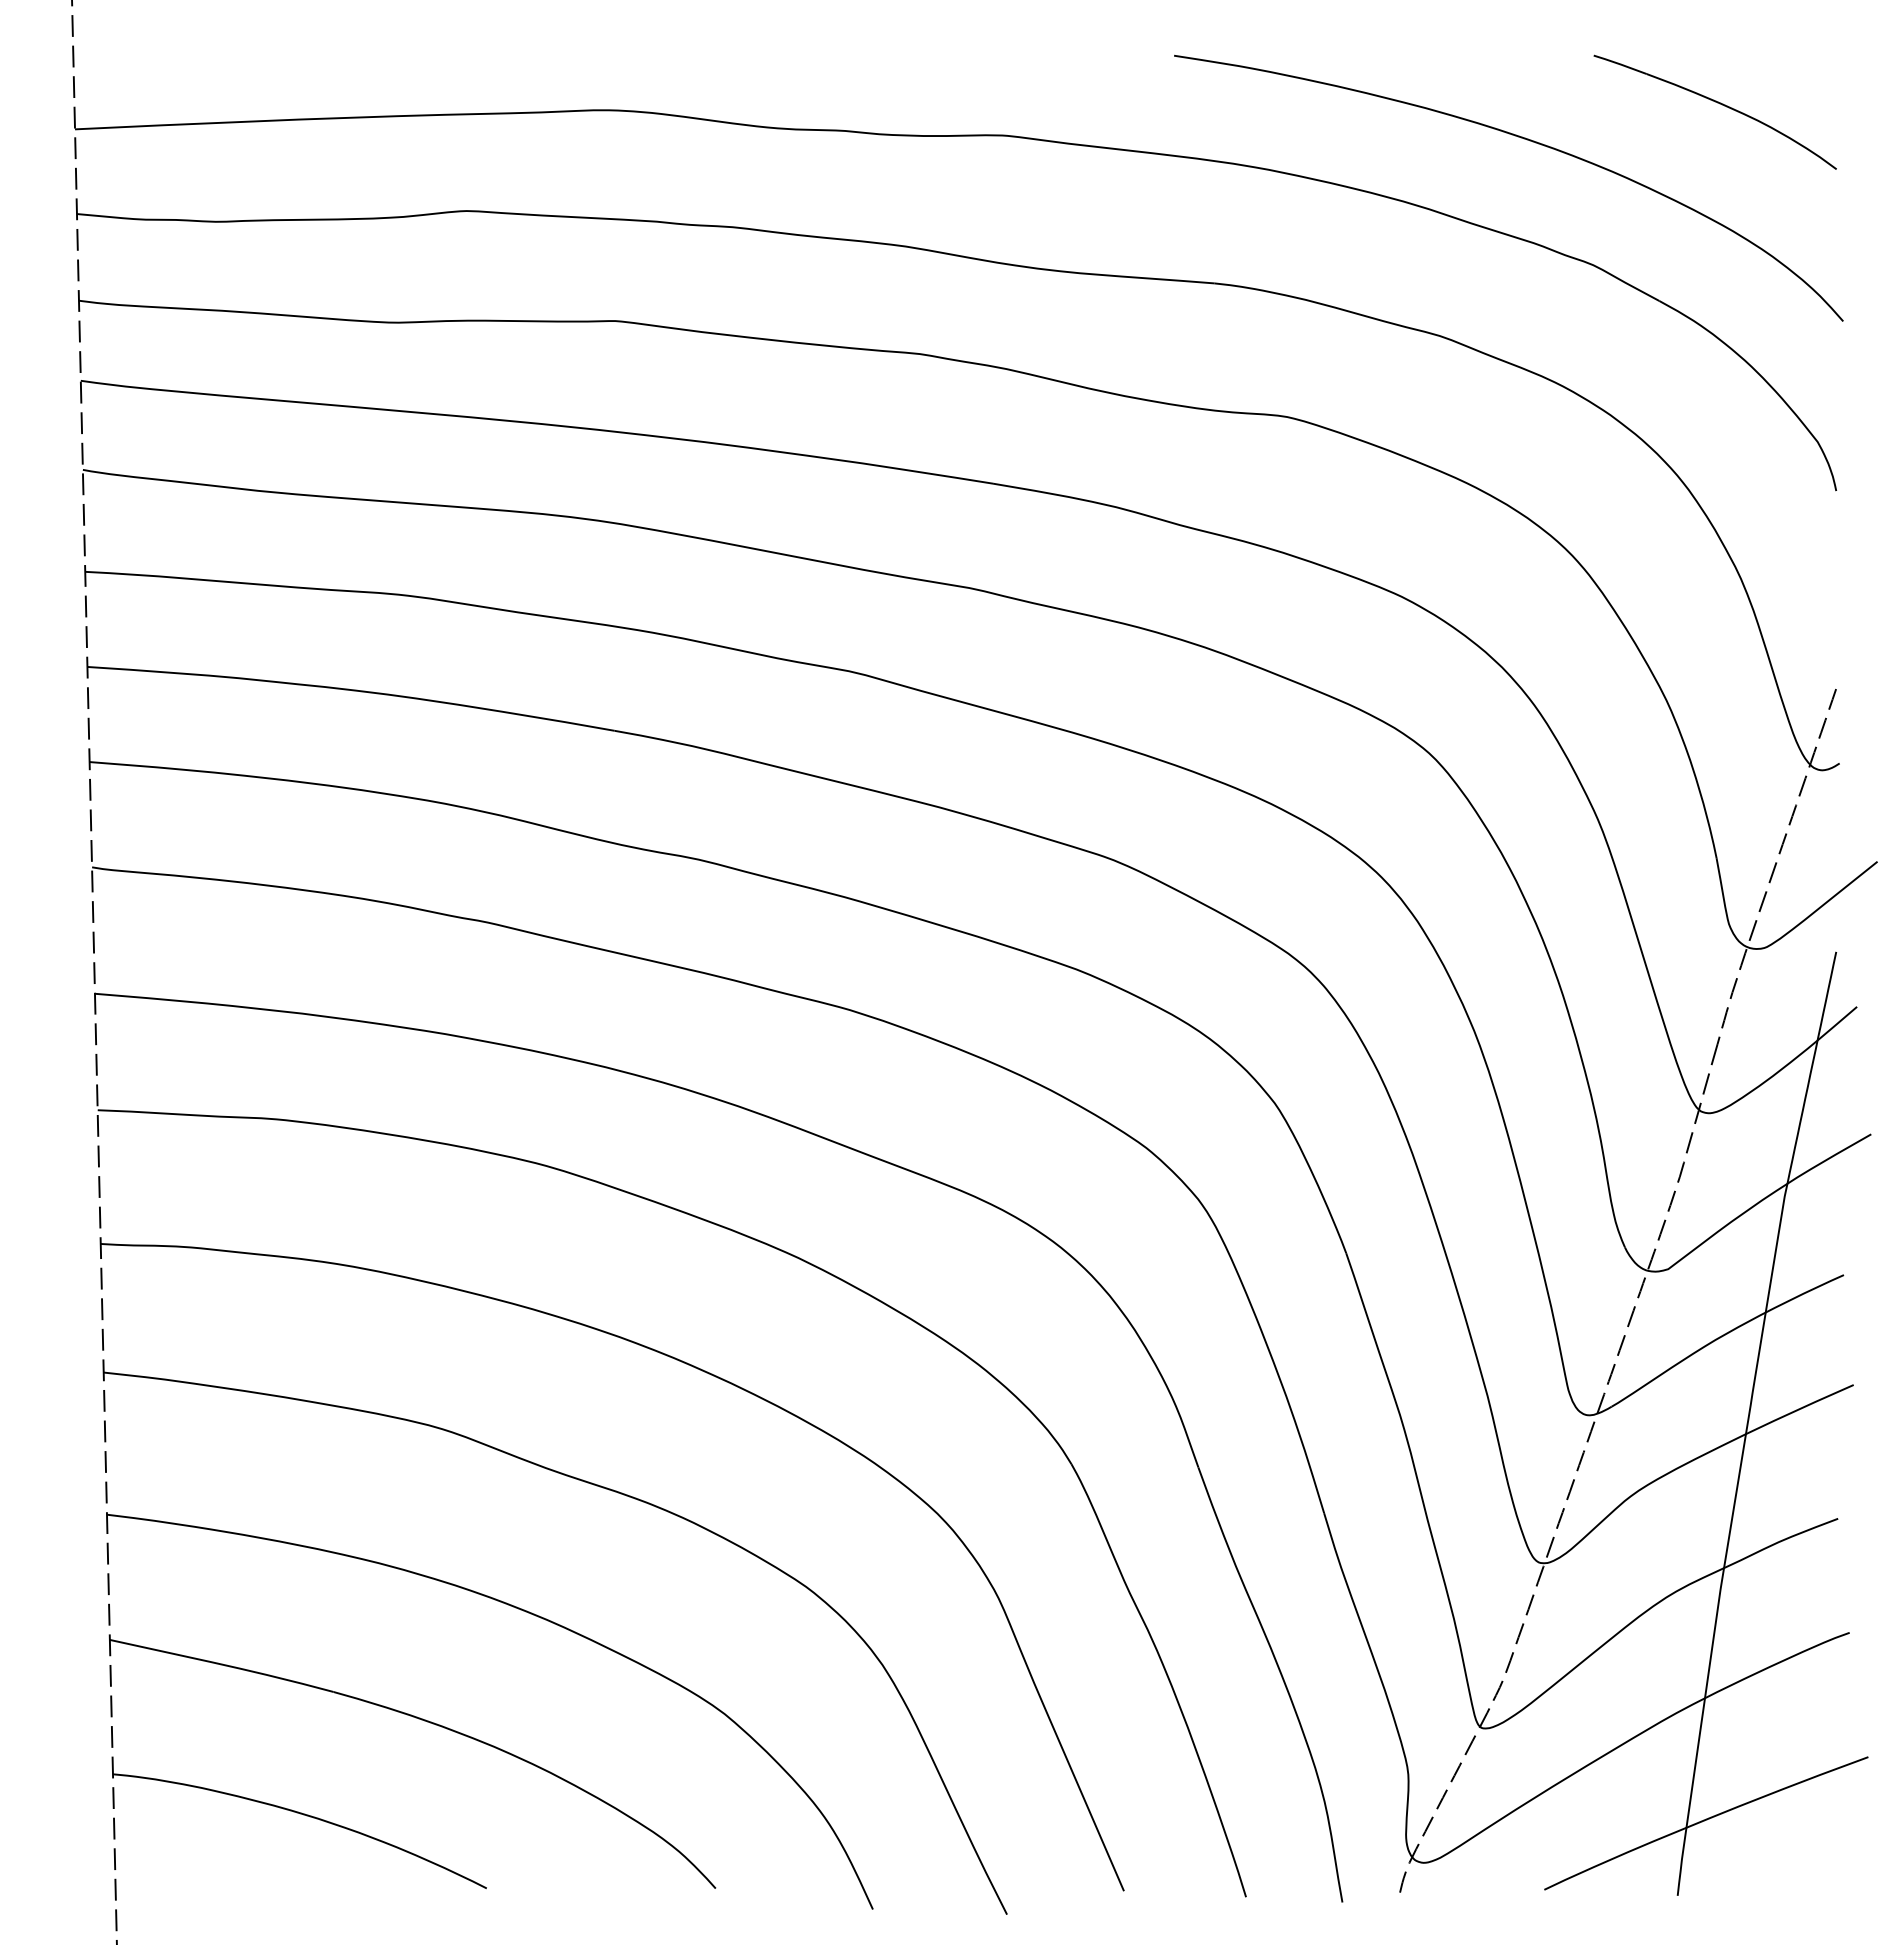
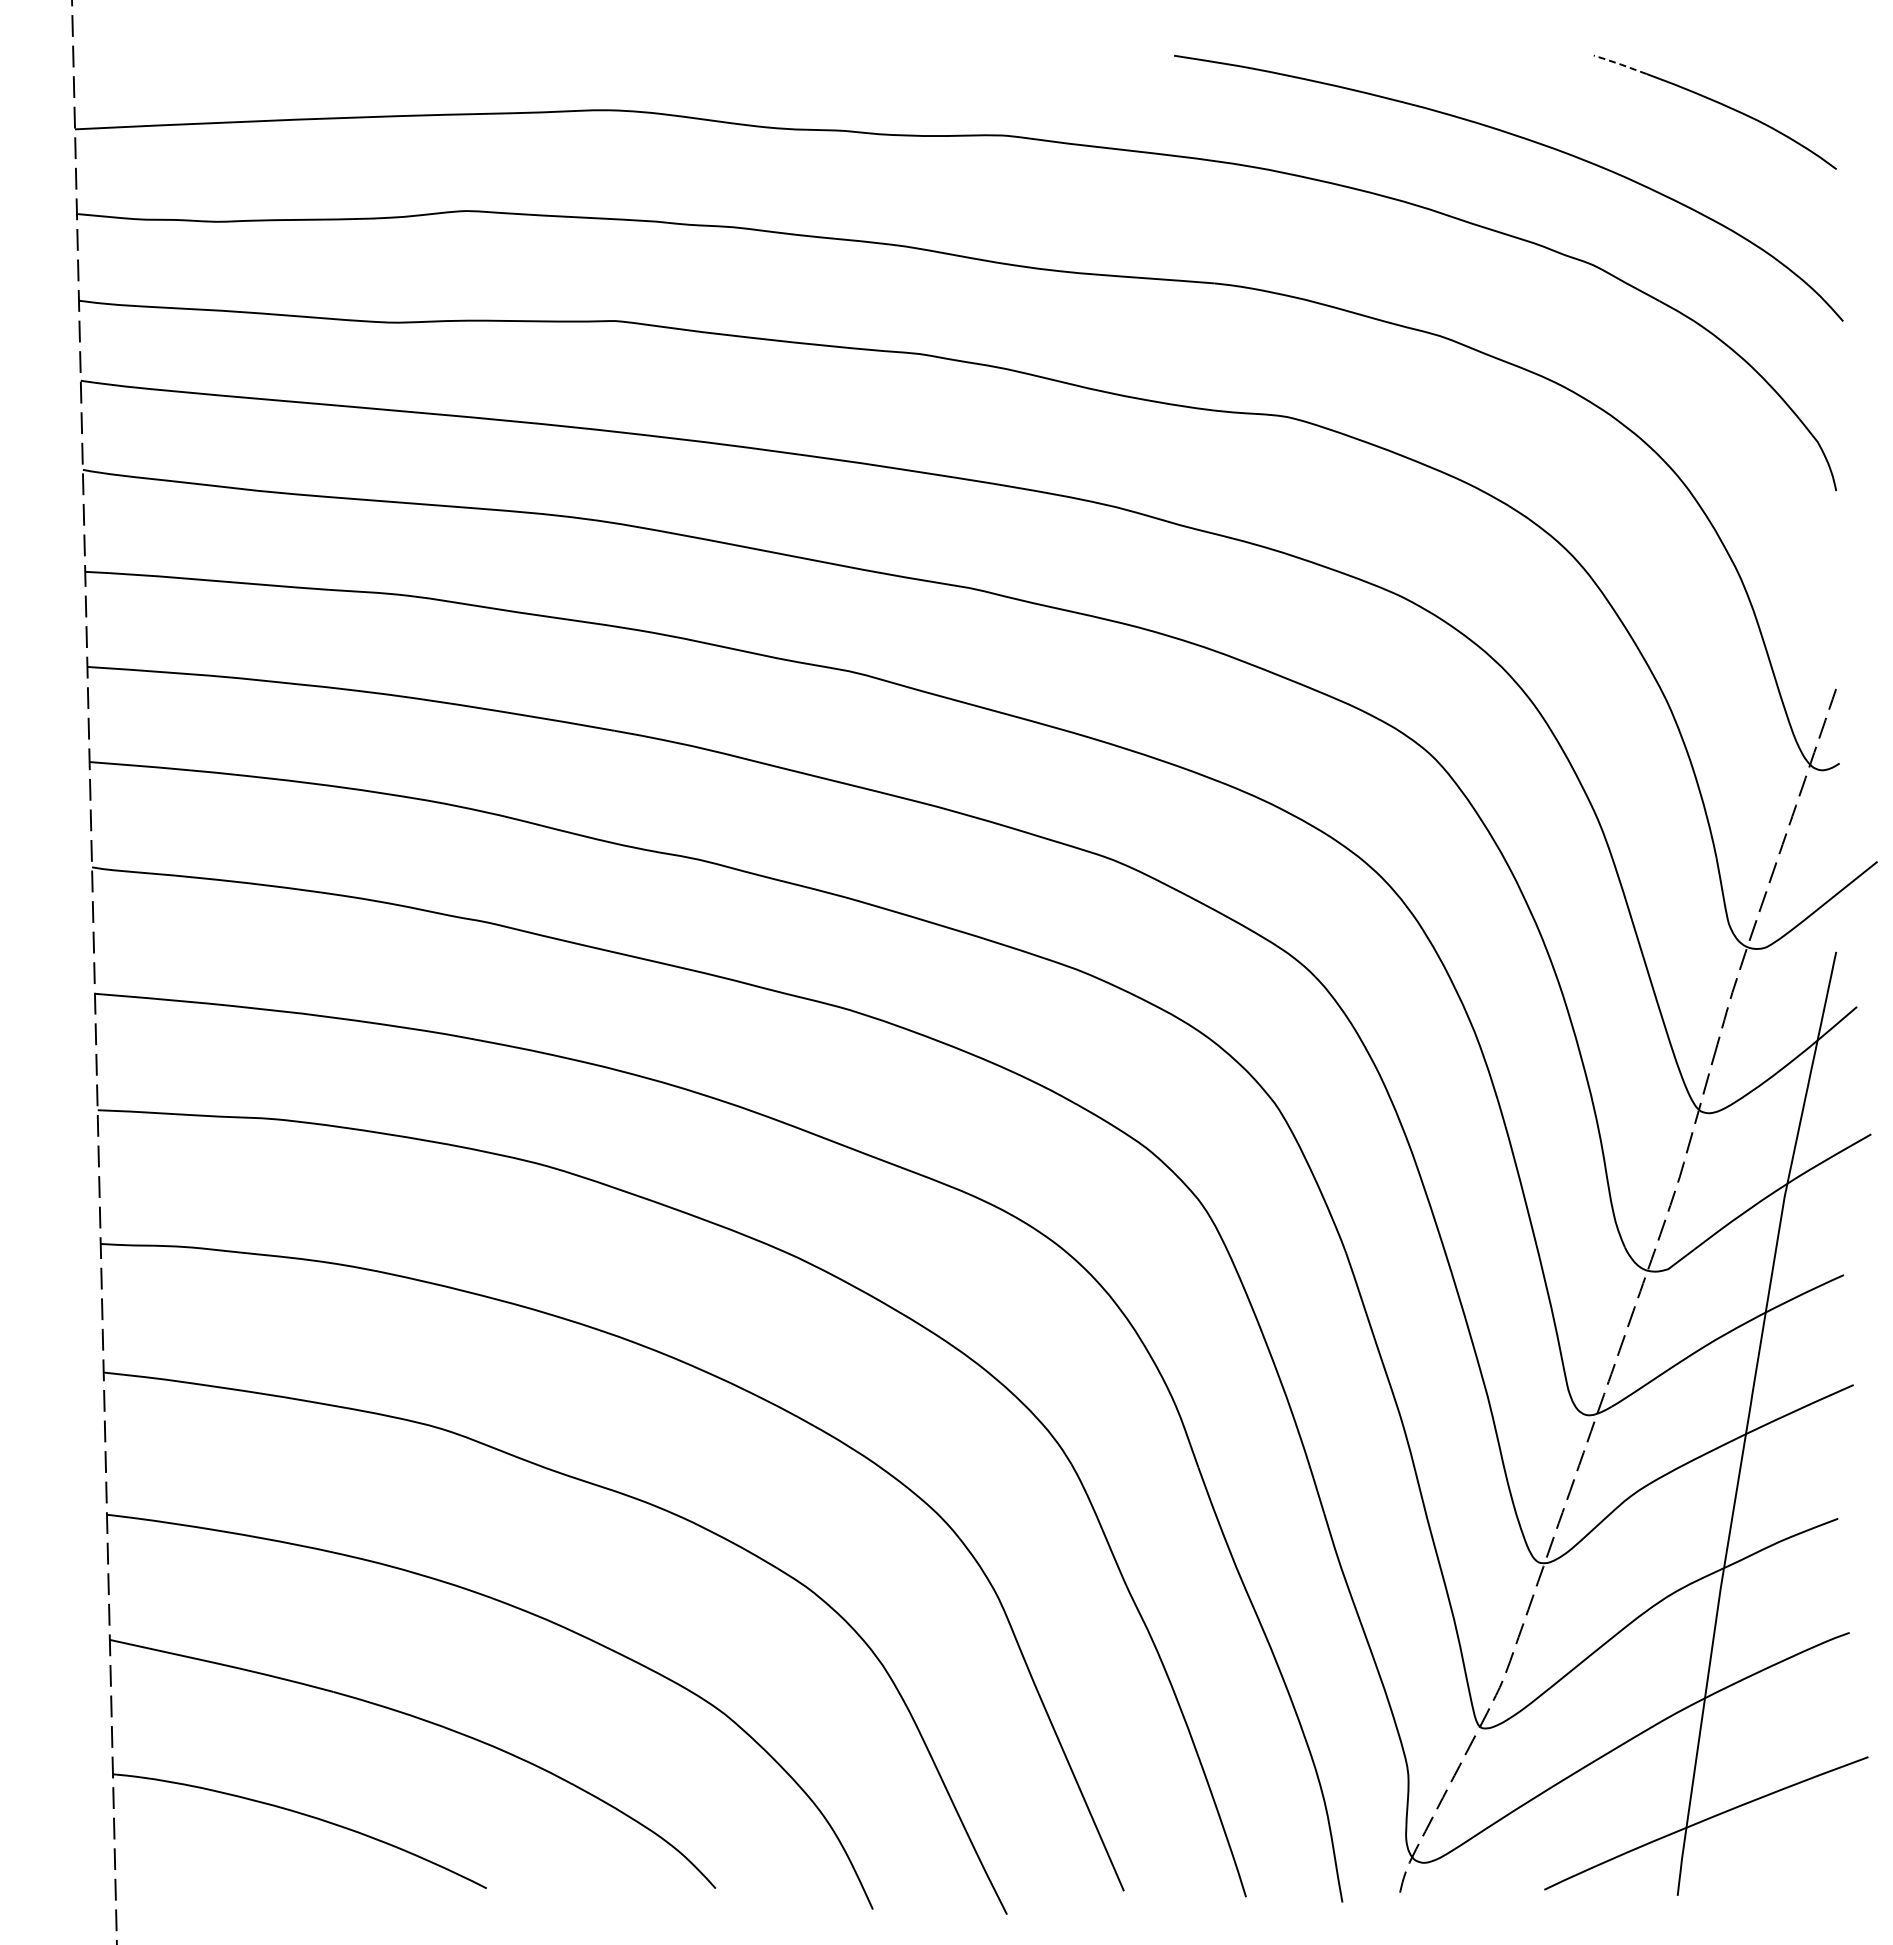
line: solid -> dashed (1620, 64)
